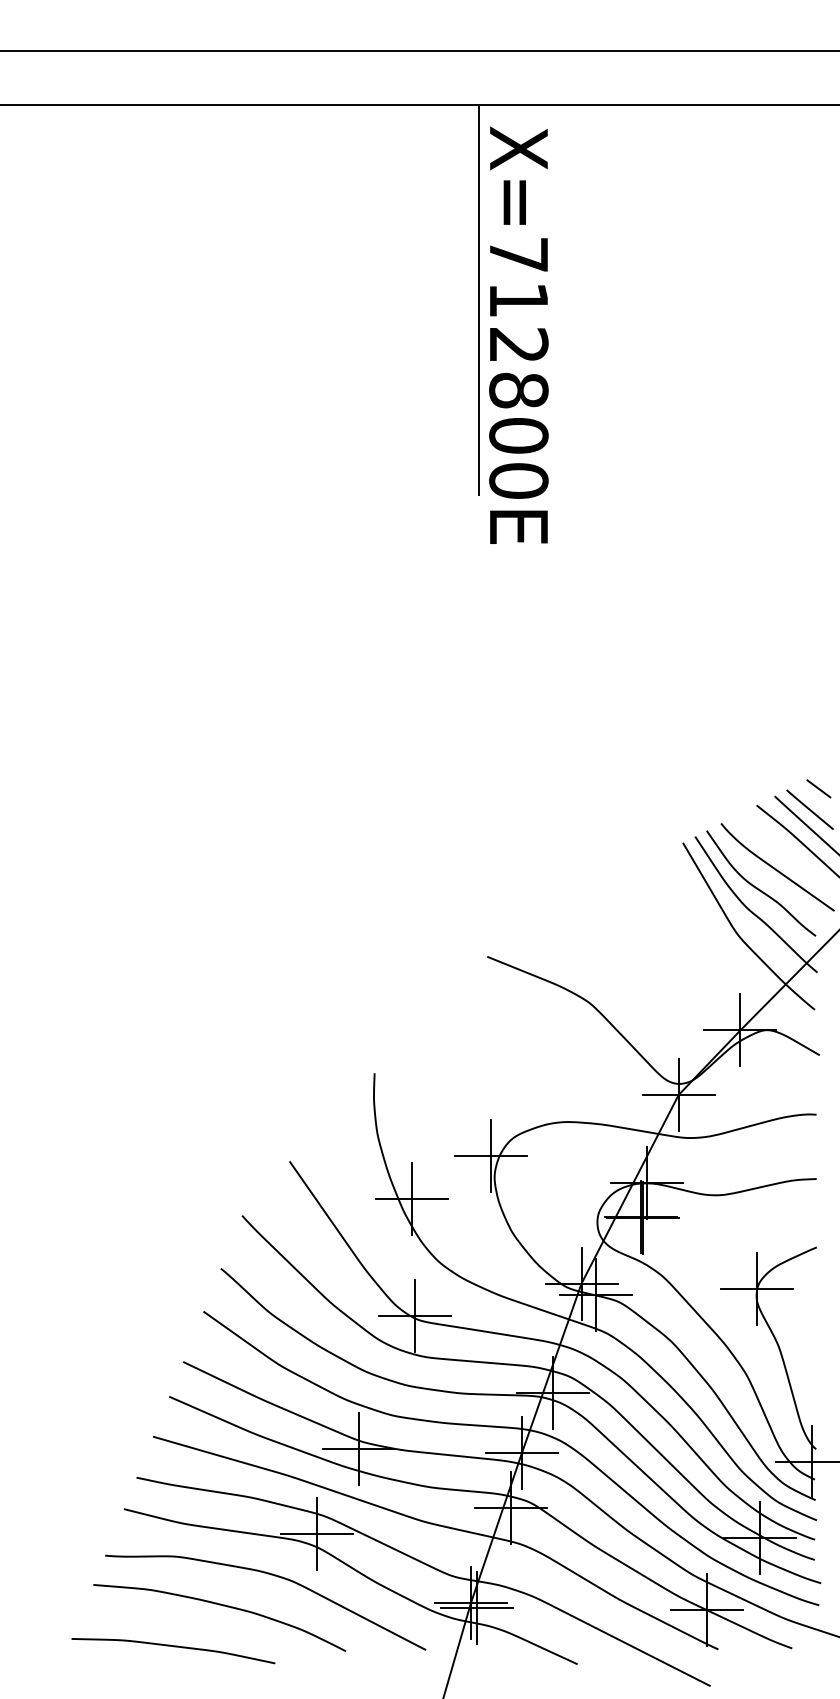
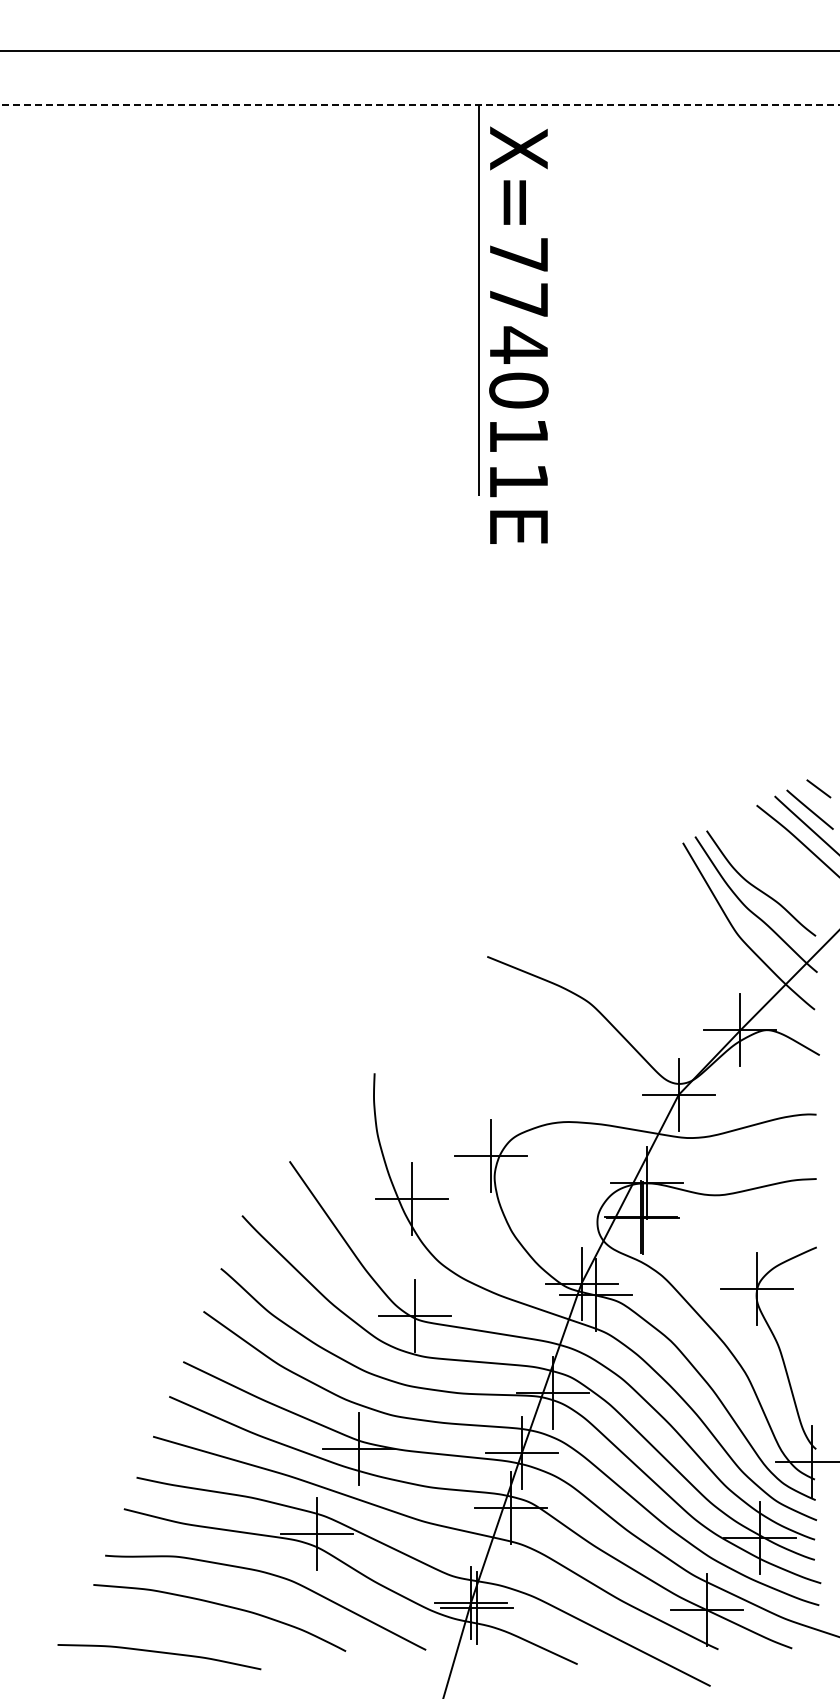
line: solid -> dashed (420, 104)
text: X=712800E -> X=774011E (518, 390)
curve: present -> none (776, 868)
curve position: (173, 1647) -> (159, 1653) (159, 1653)
